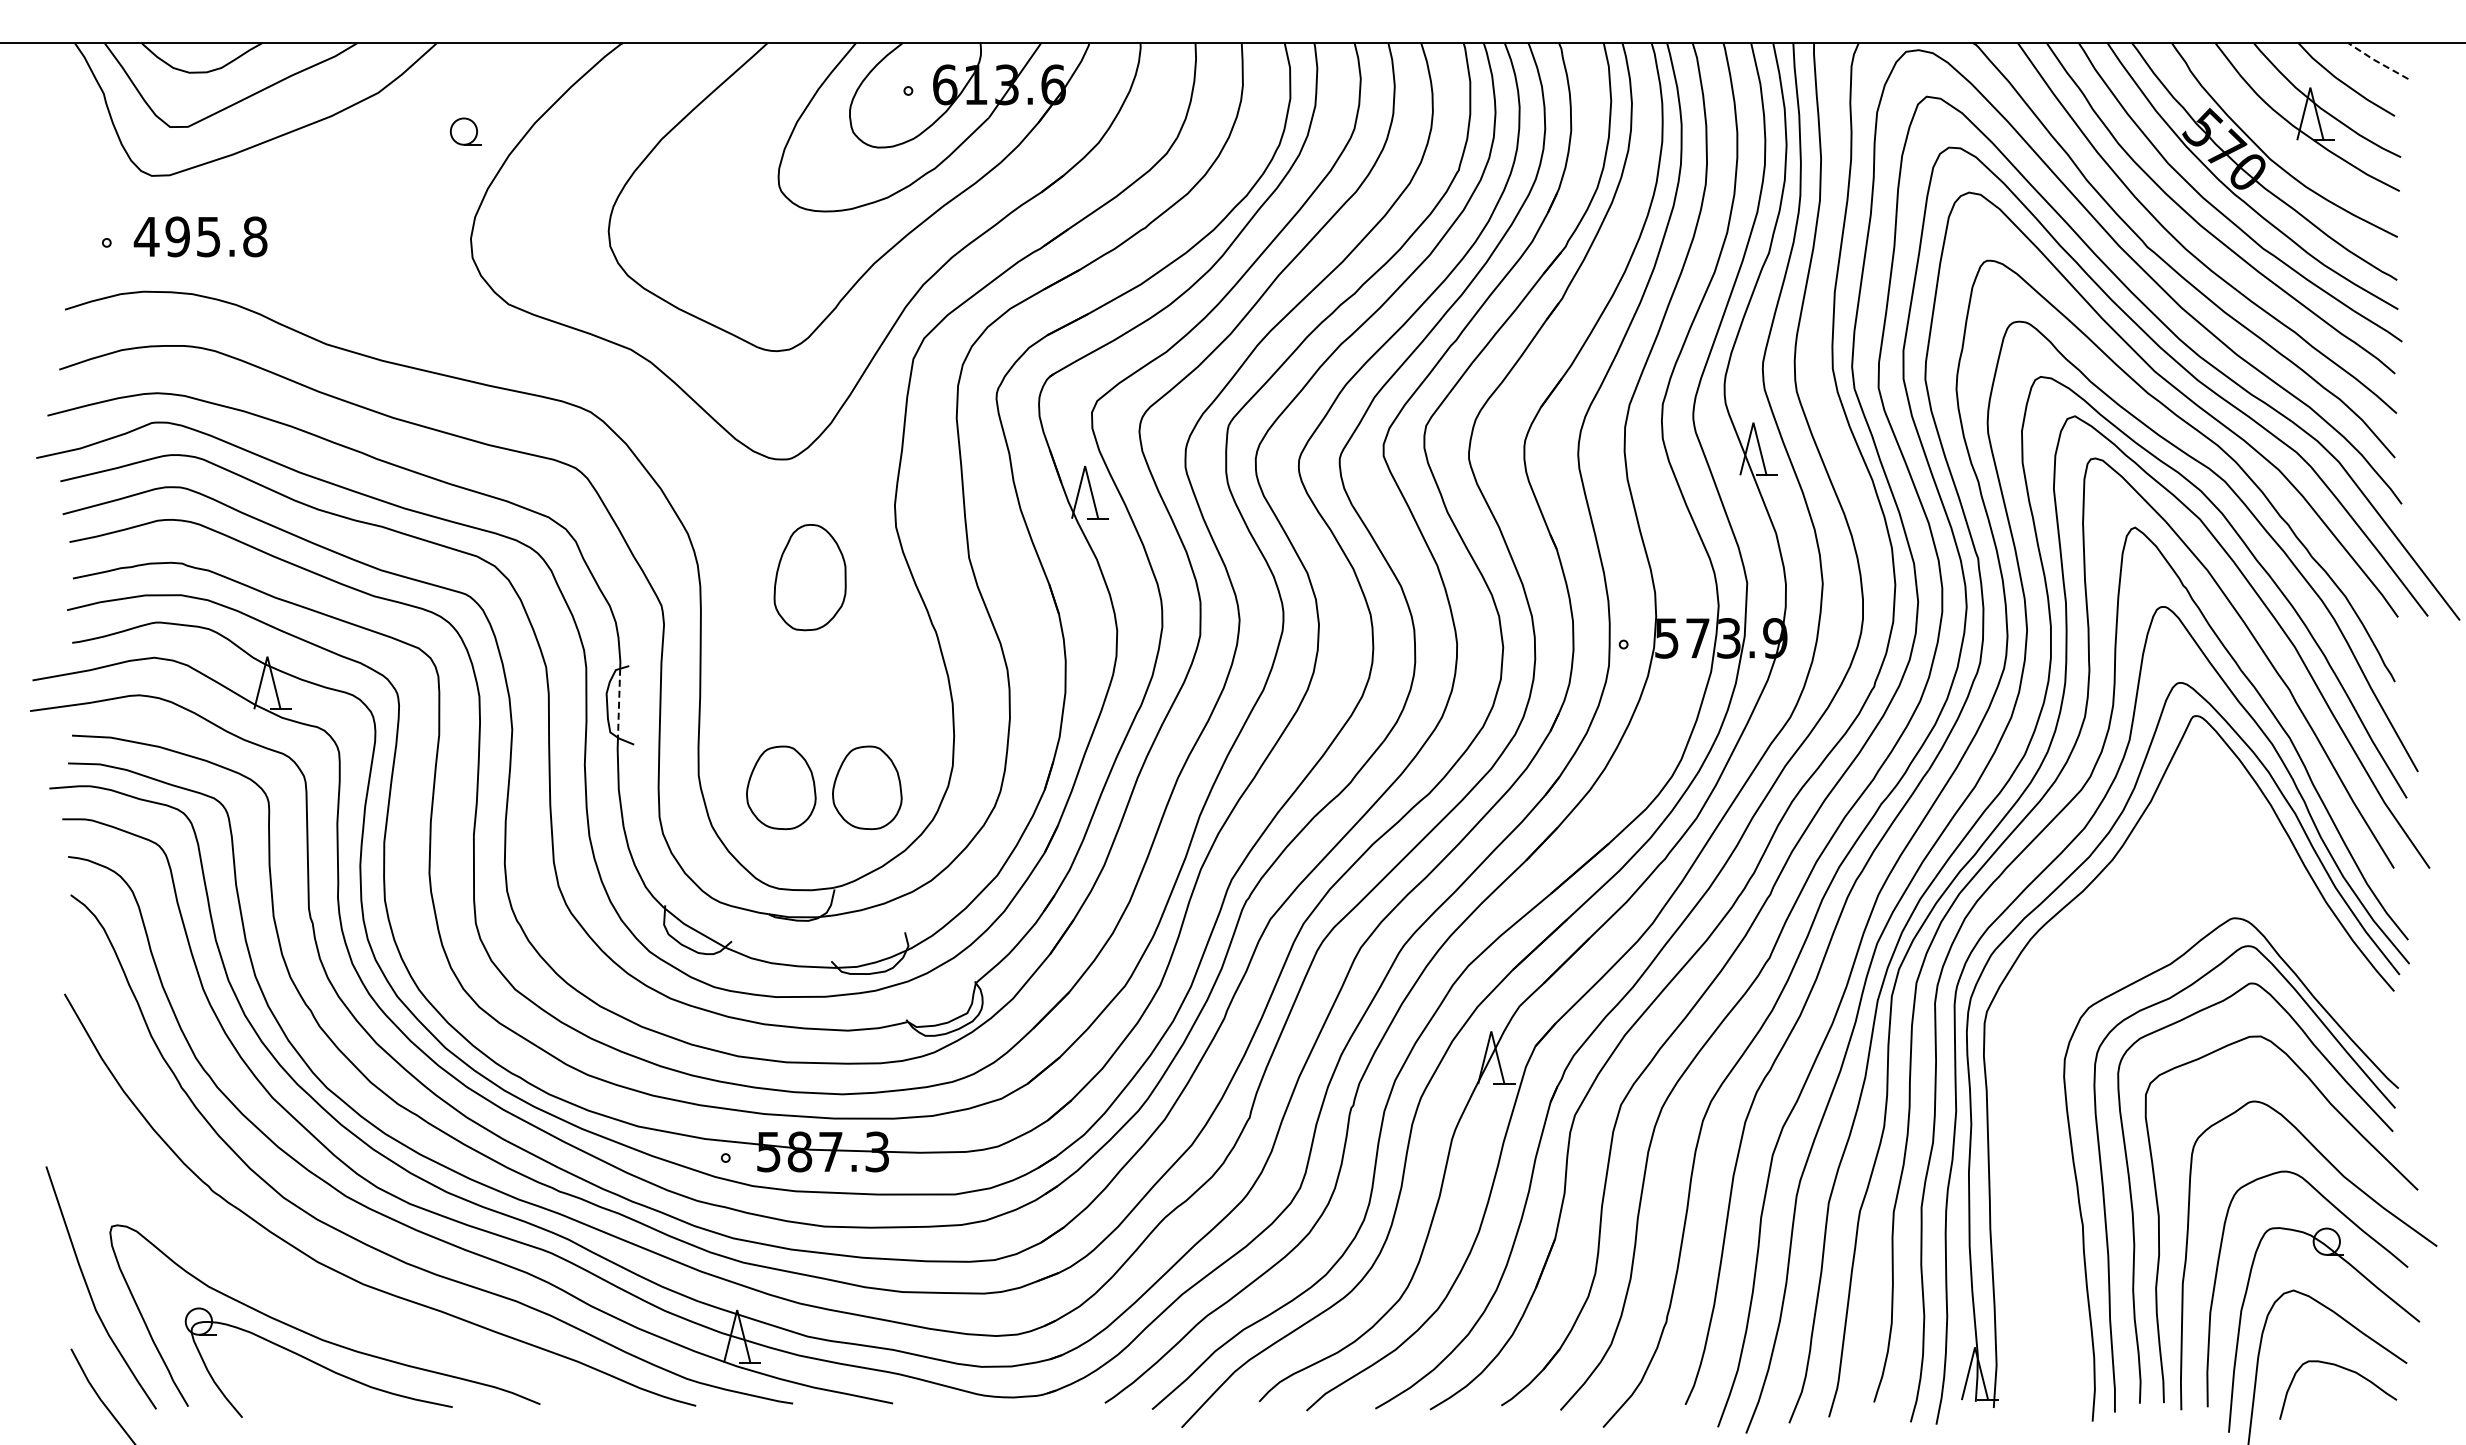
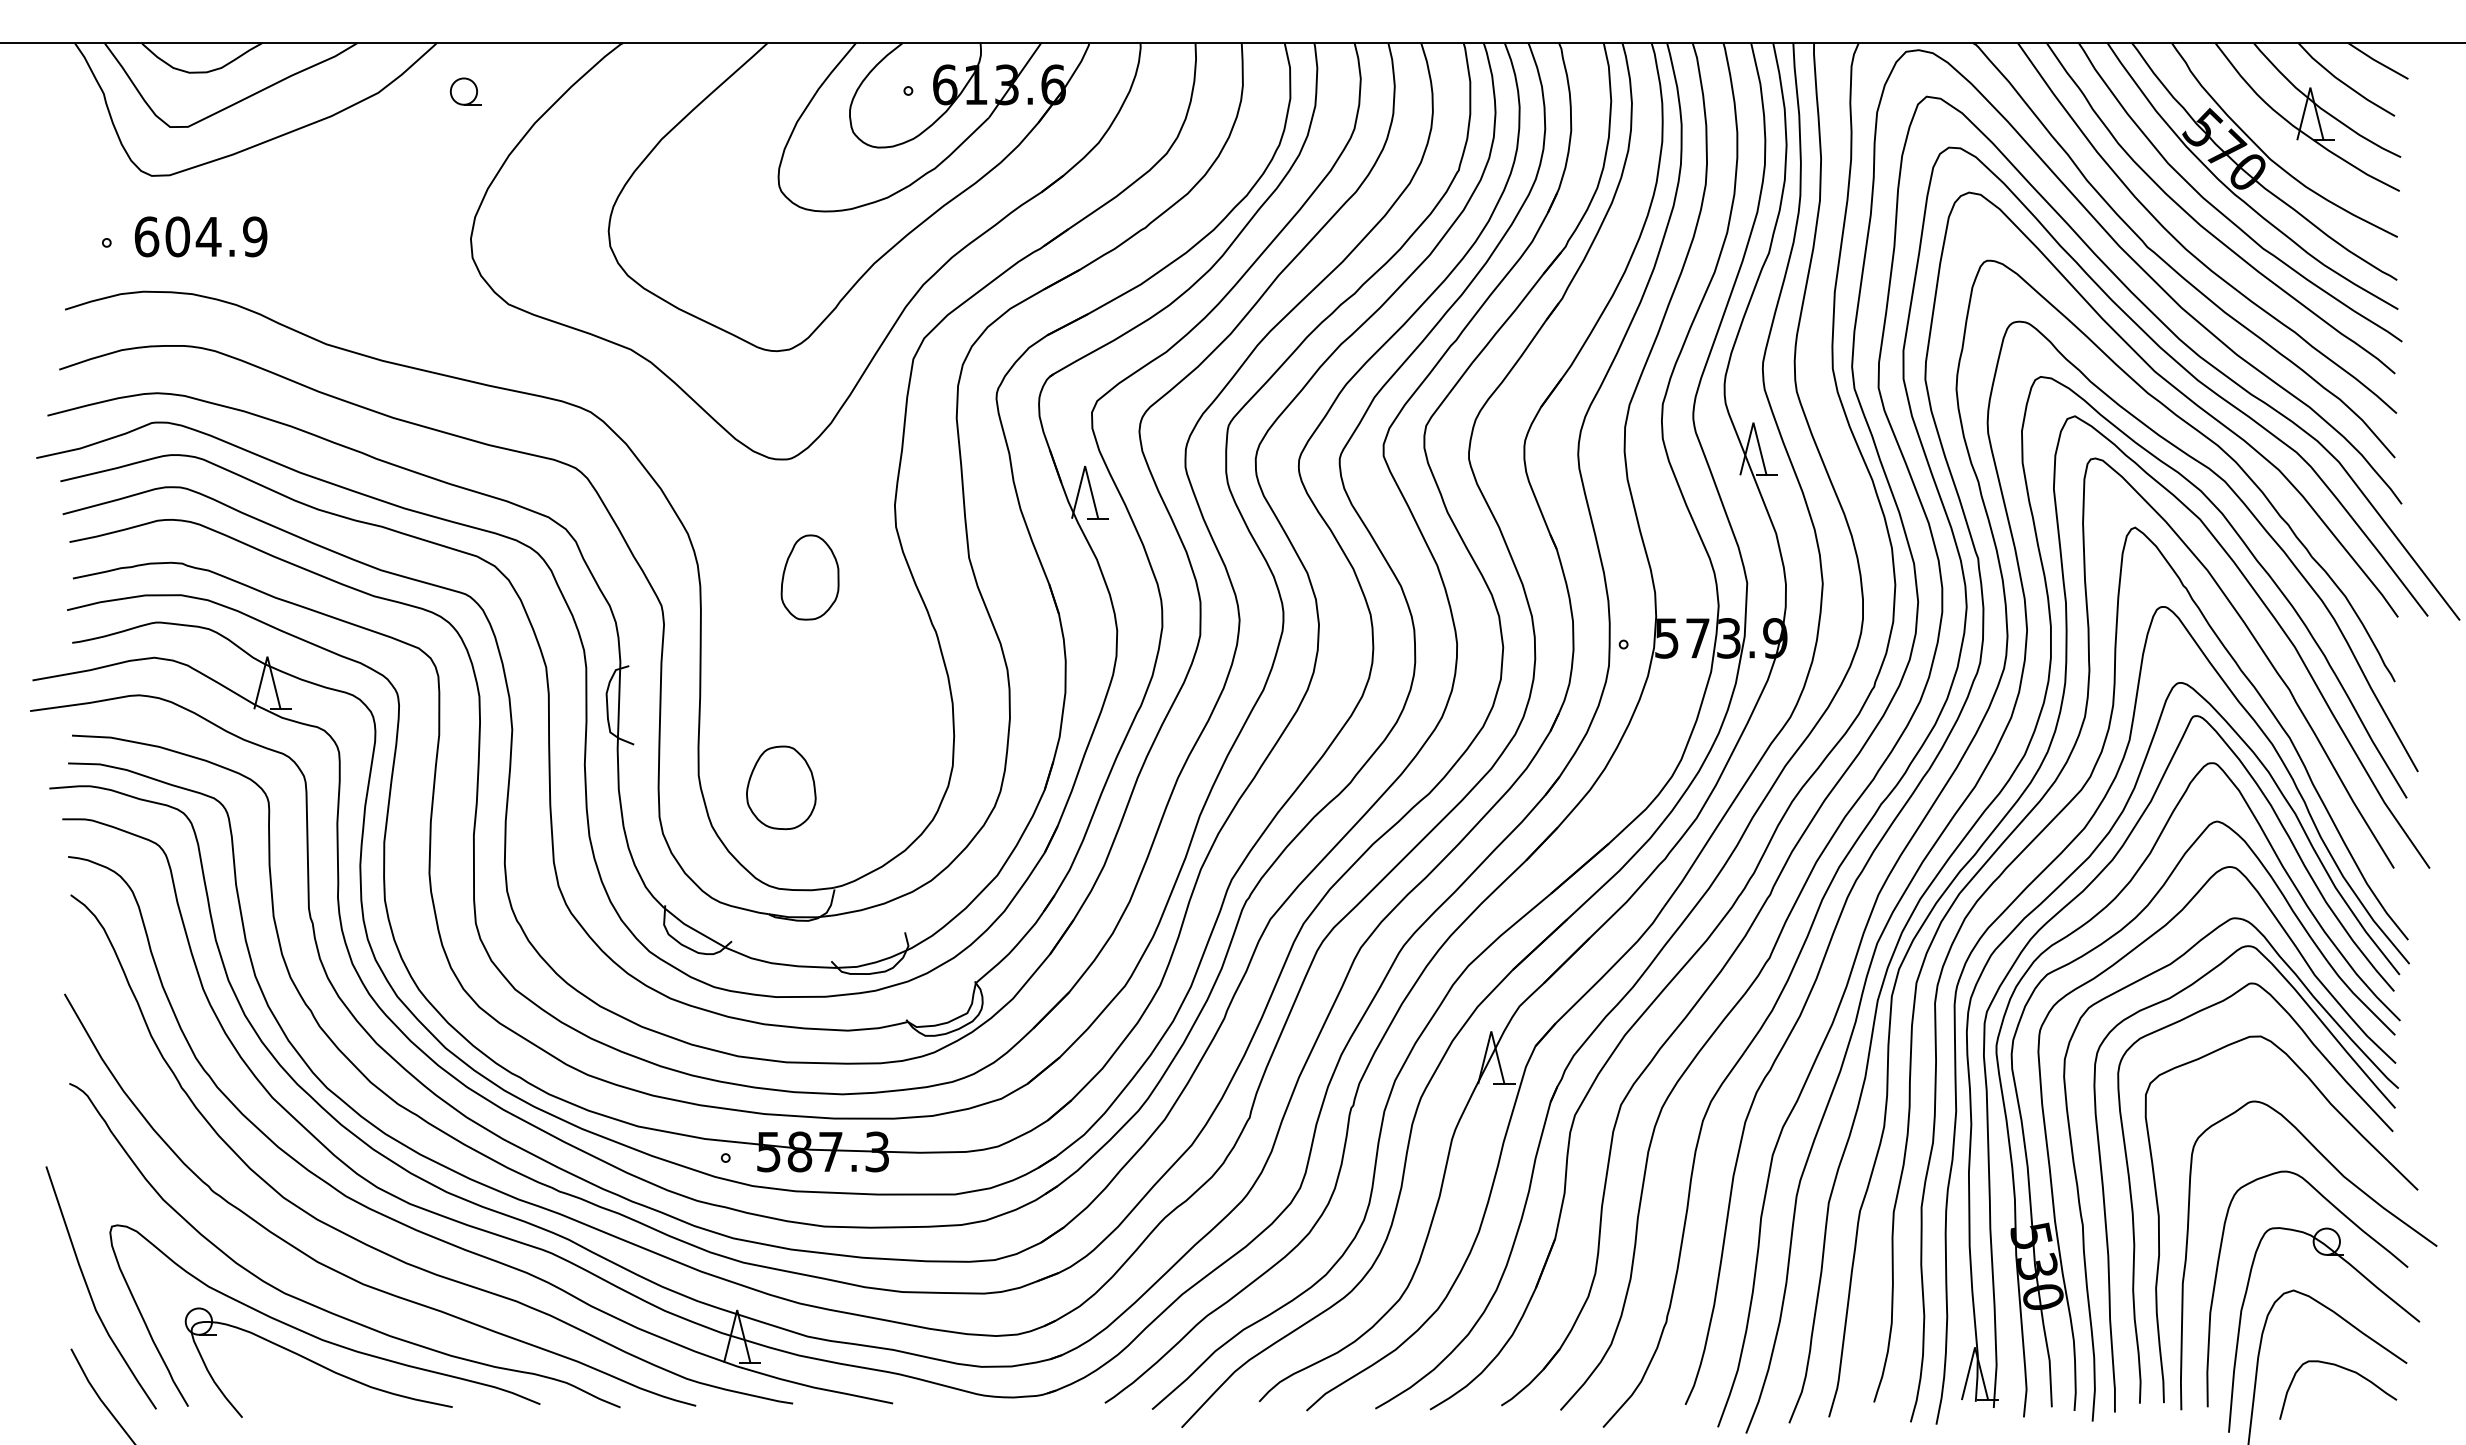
line: dashed -> solid (2377, 61)
part position: (465, 131) -> (465, 91) (465, 91)
text: 495.8 -> 604.9 (200, 236)
part size: 74x108 px -> 60x87 px (809, 577)
line: dashed -> solid (619, 703)
part: present -> none (867, 787)
part: none -> present (2113, 966)
curve: none -> present (321, 1307)
